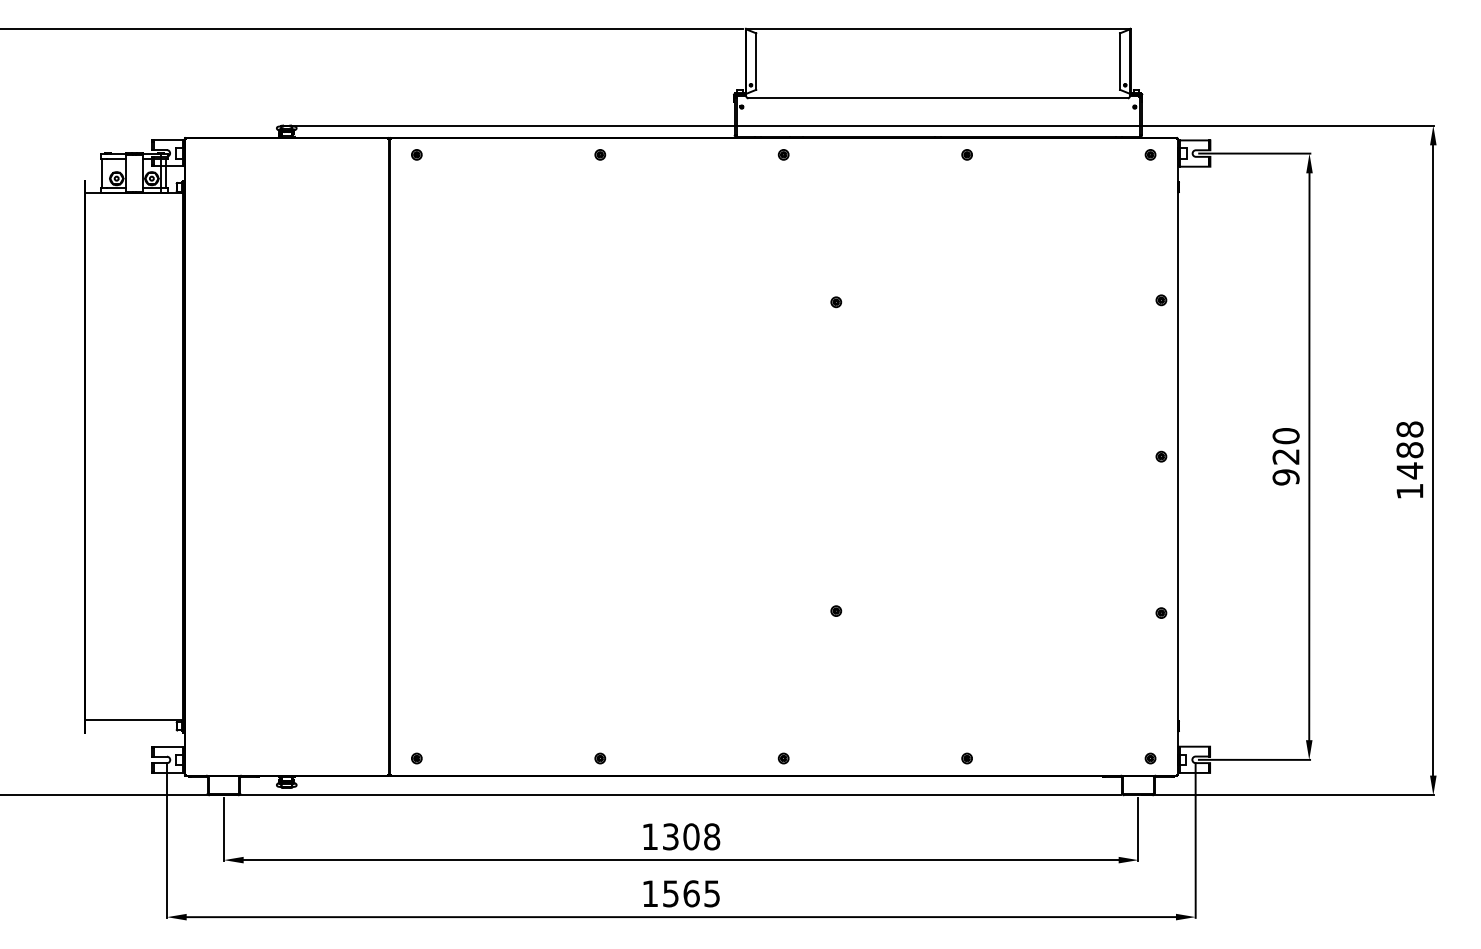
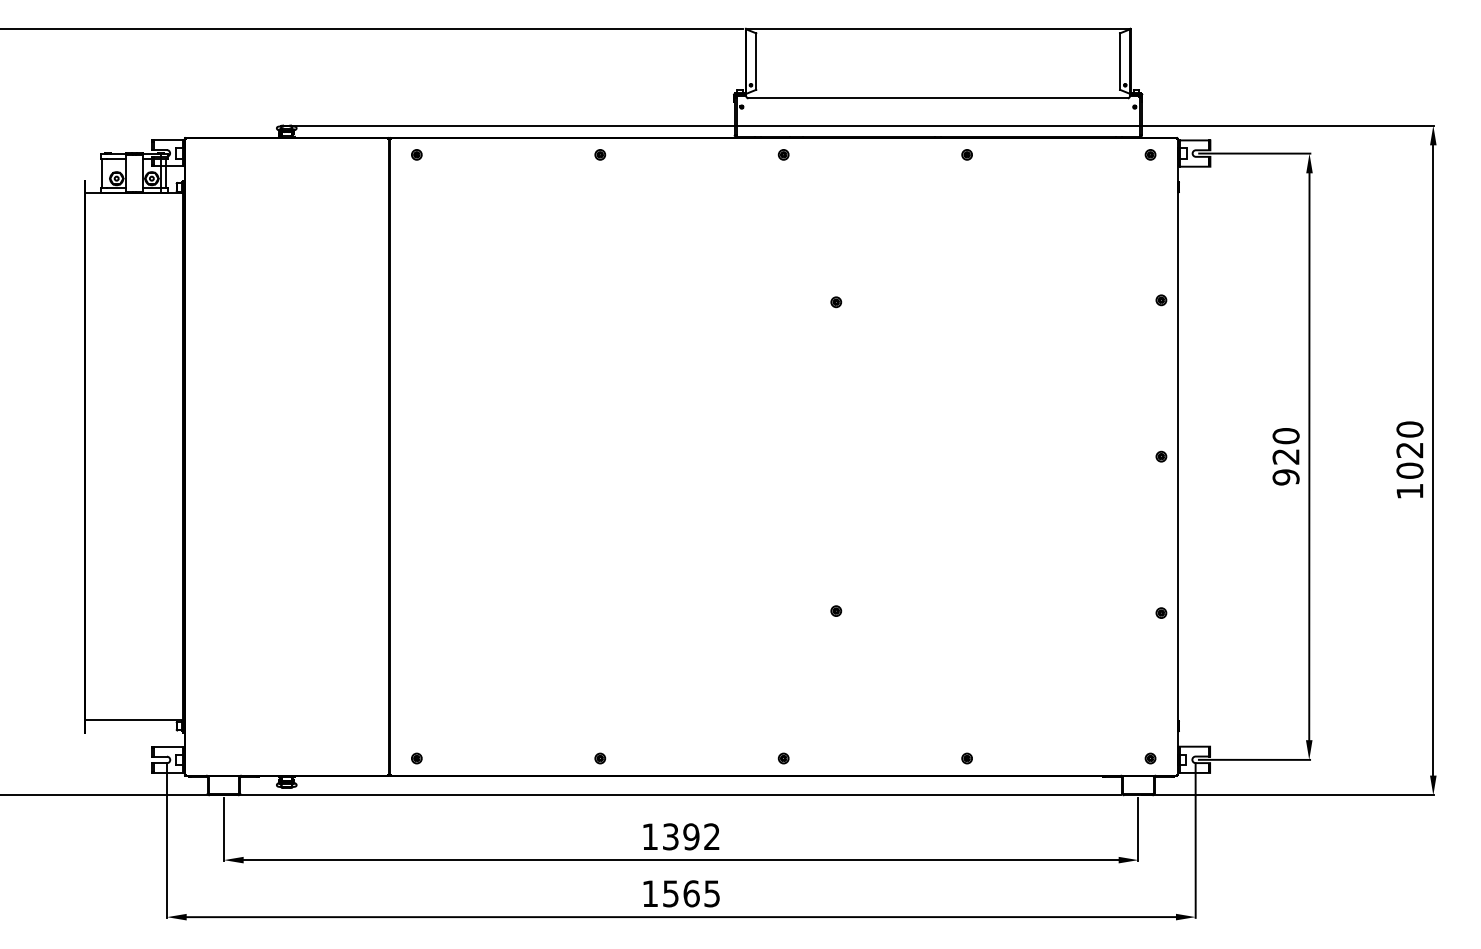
text: 1488 -> 1020 (1409, 450)
text: 1308 -> 1392 (701, 836)
